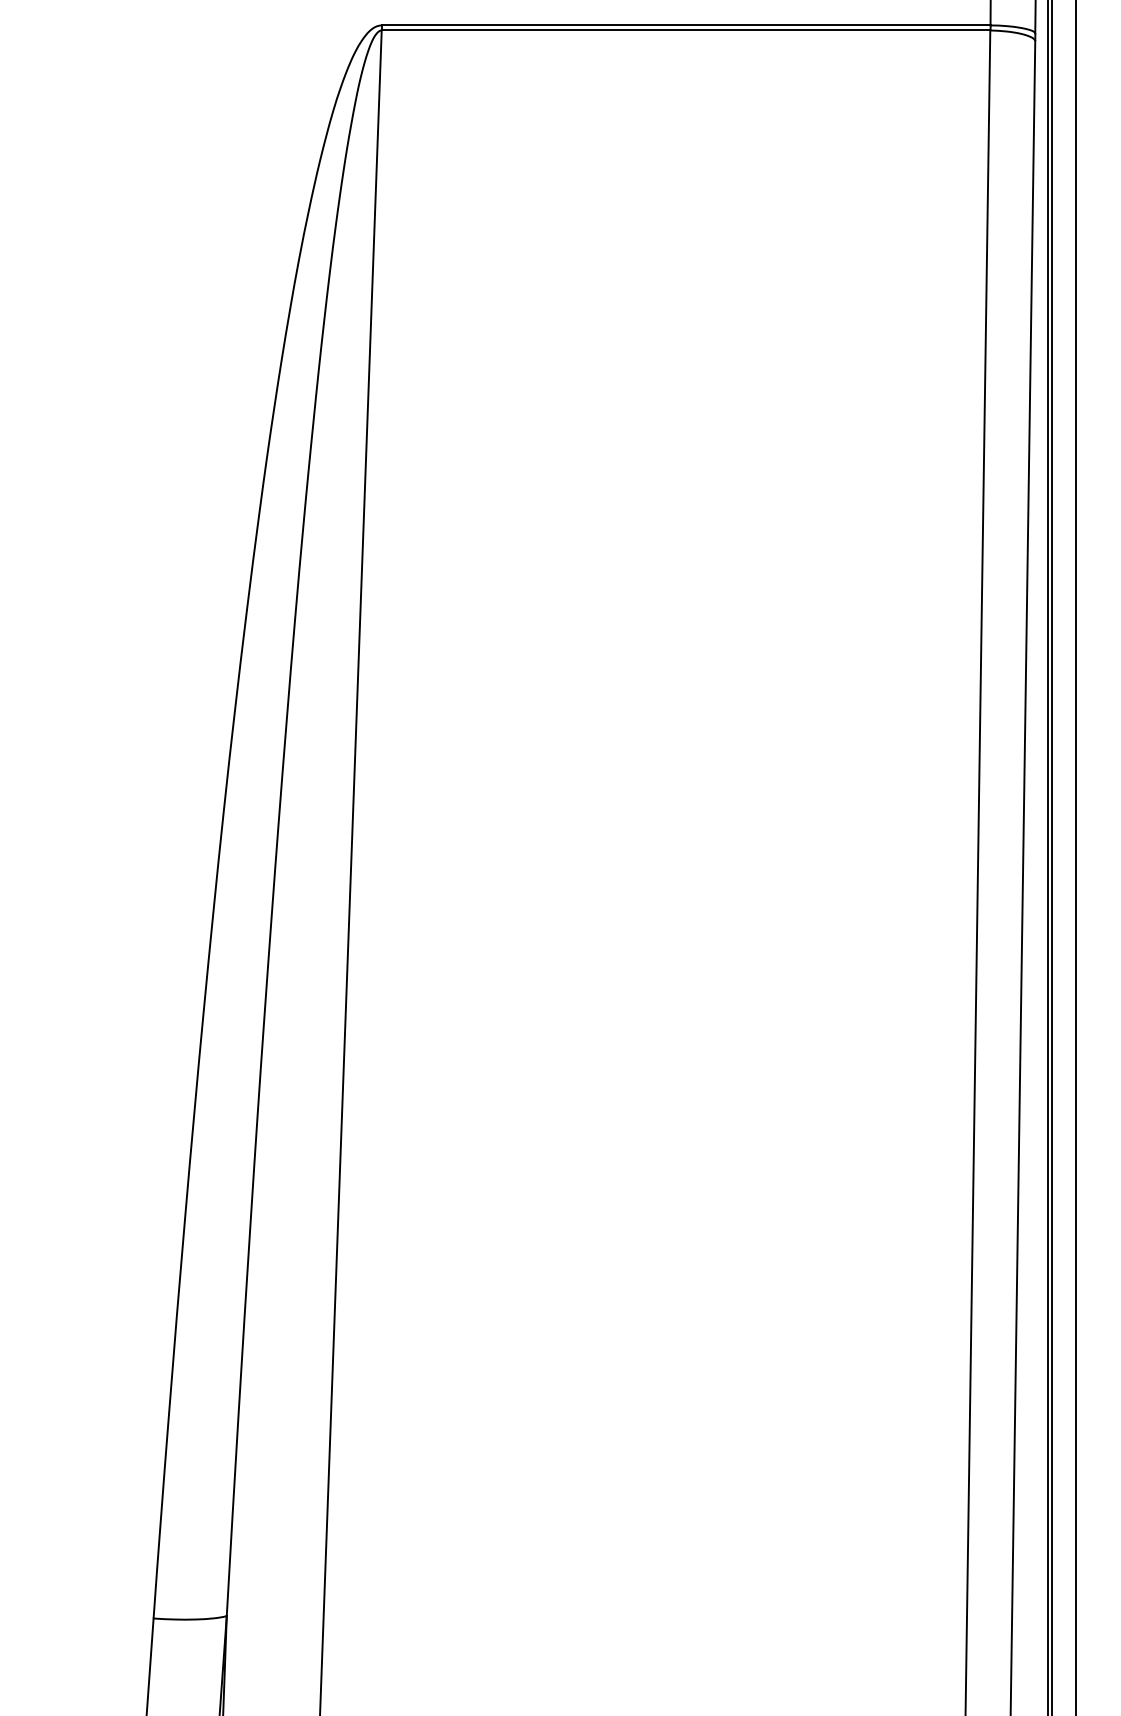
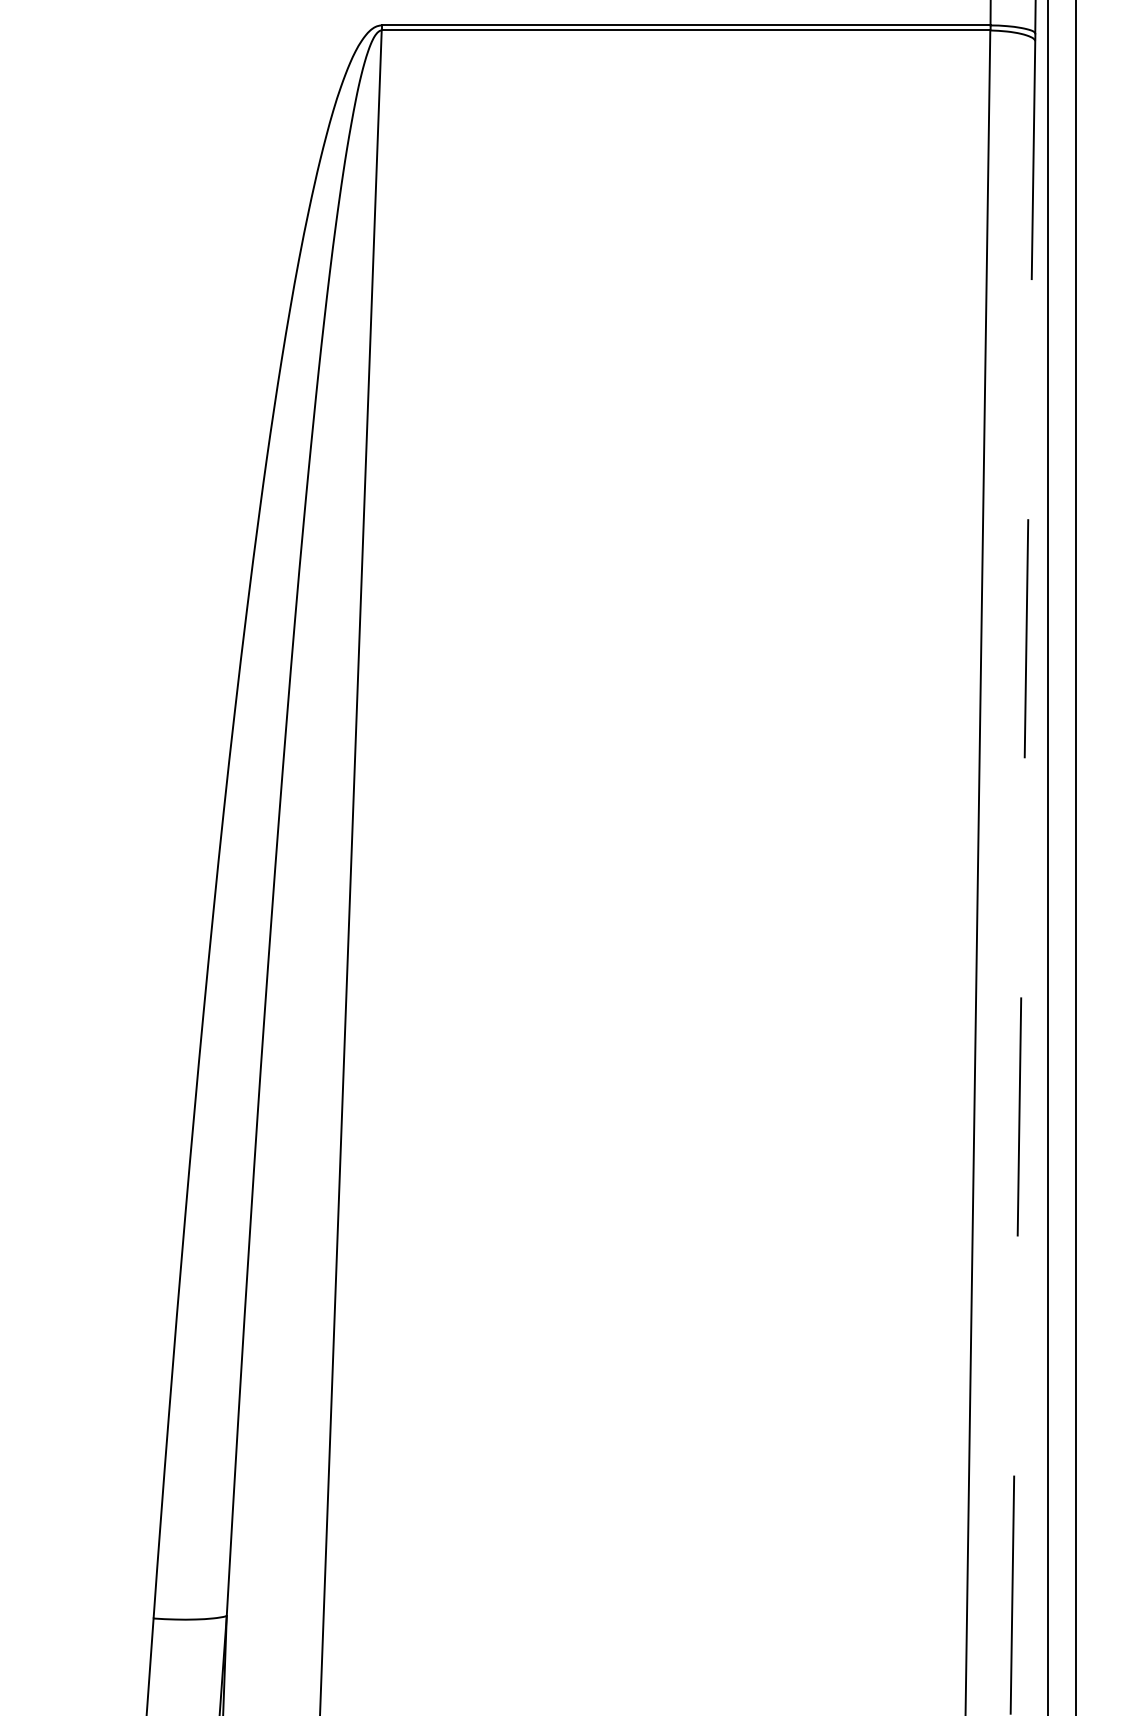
line: present -> none (1052, 857)
line: solid -> dashed (1022, 878)
